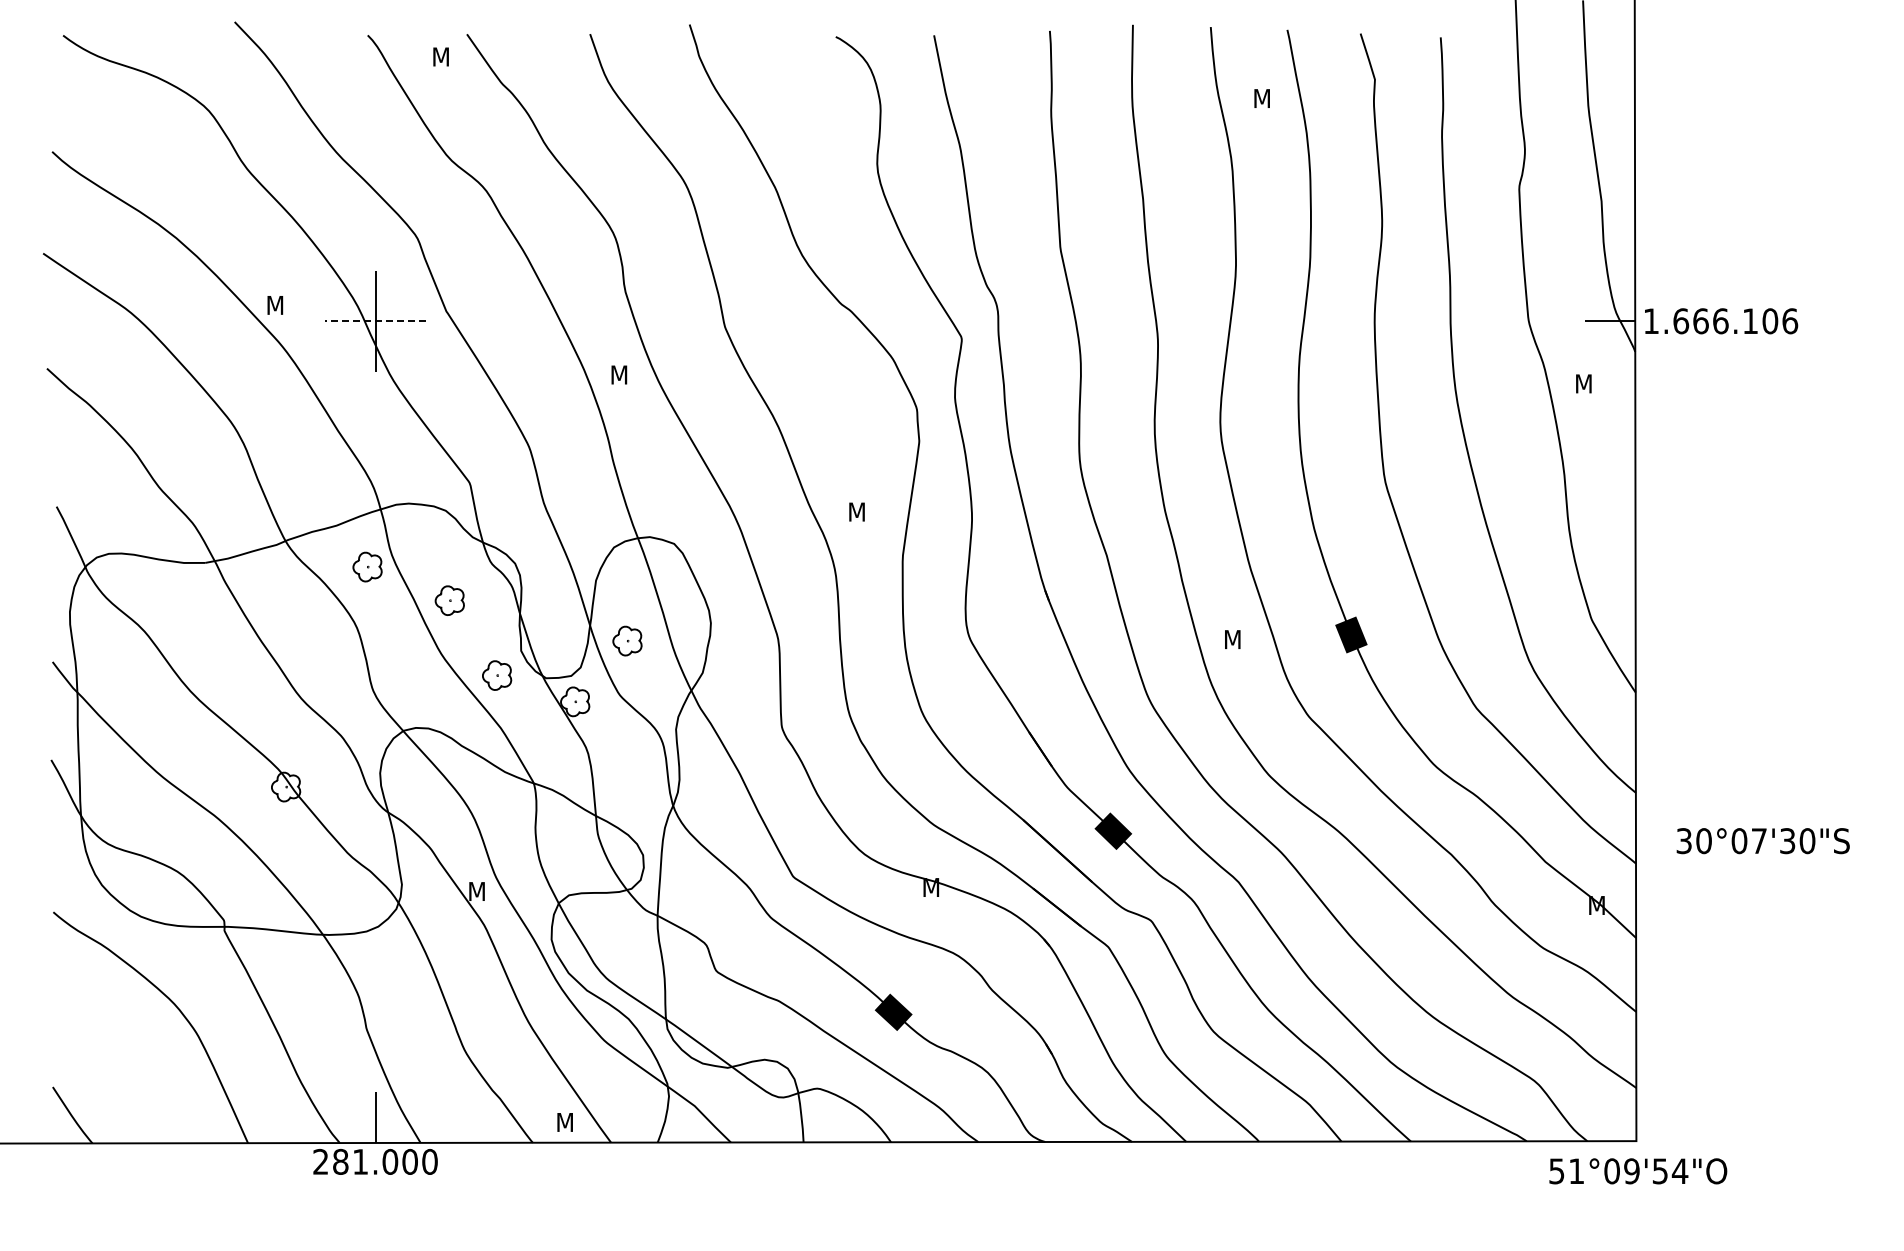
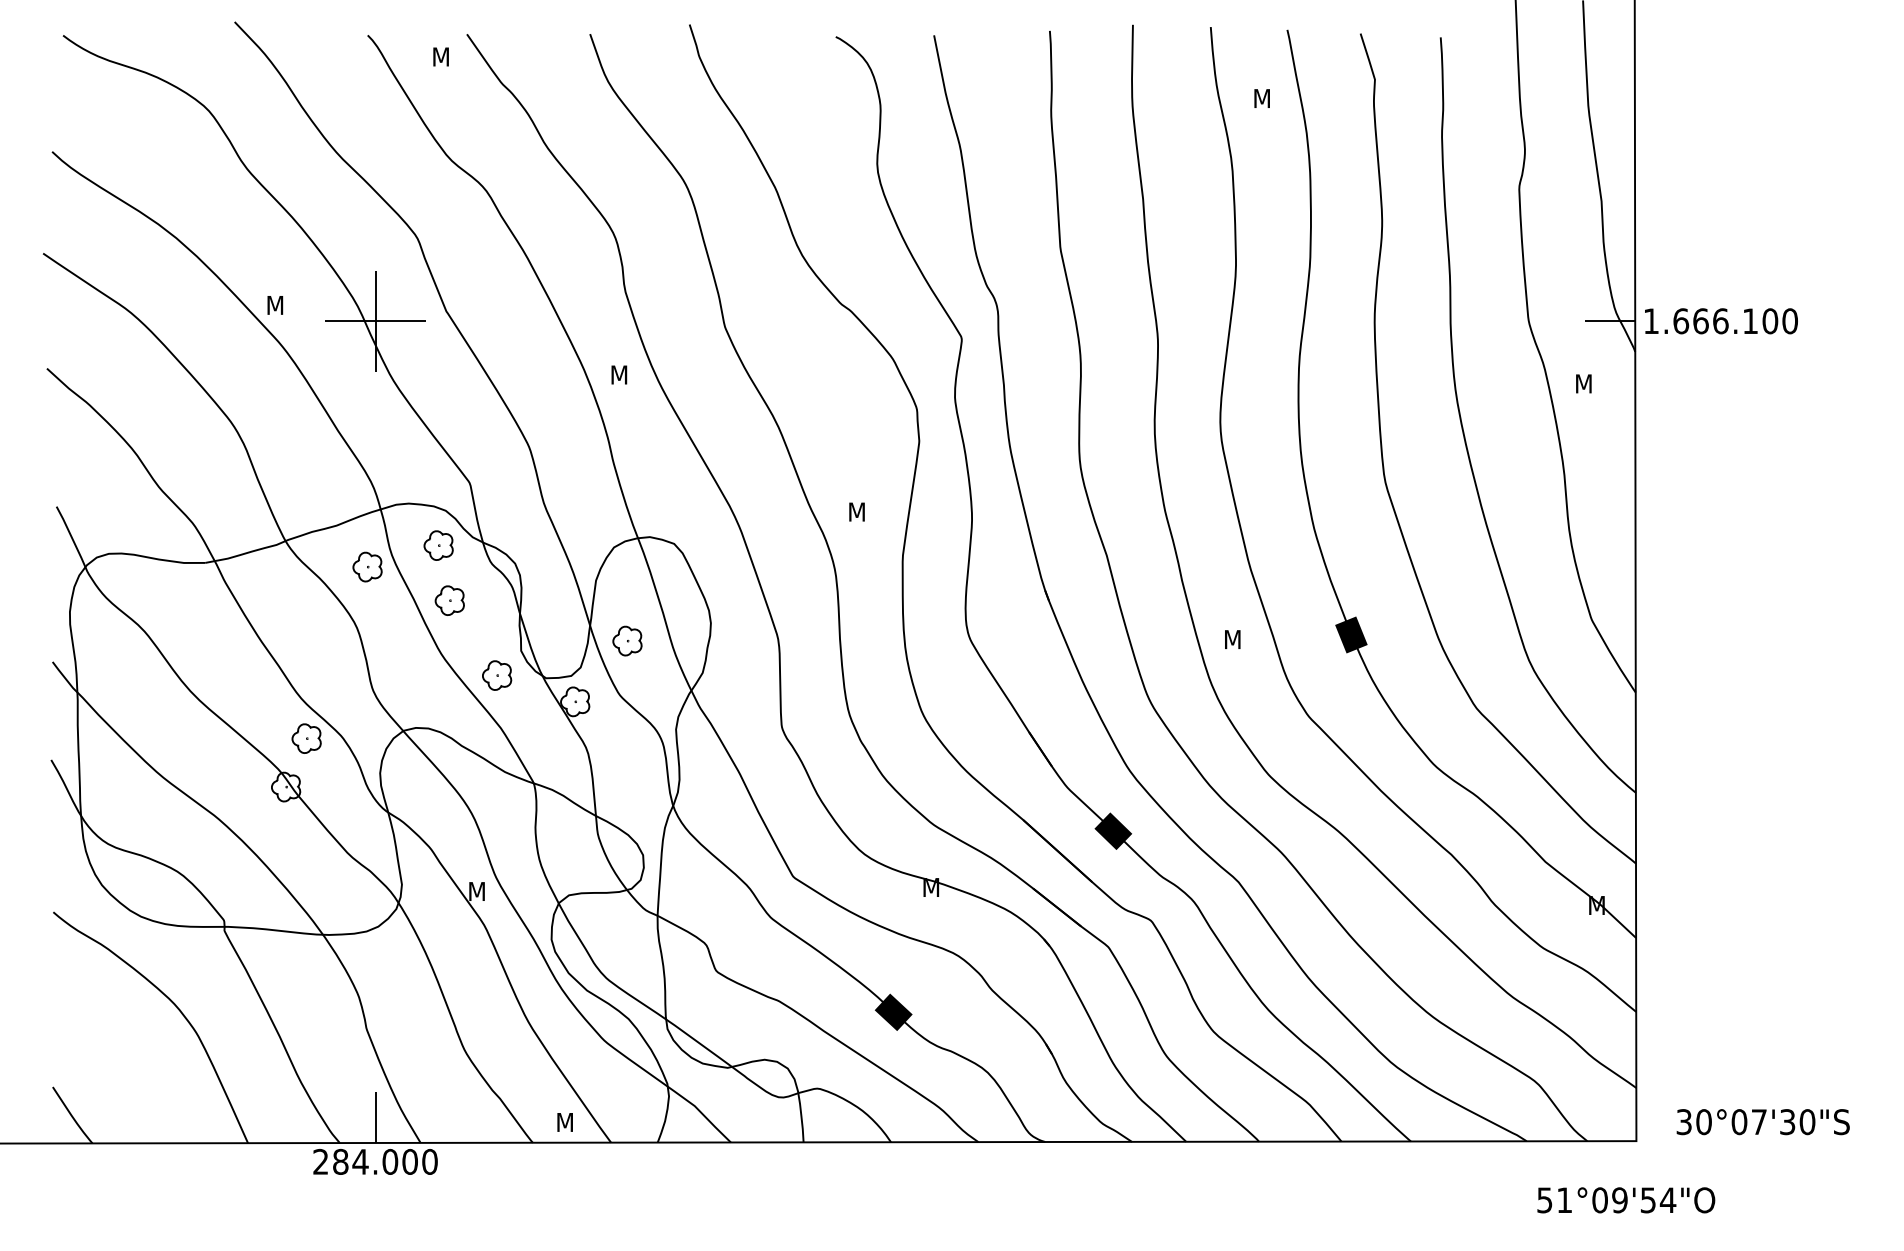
line: dashed -> solid (375, 321)
text: 1.666.106 -> 1.666.100 (1790, 321)
part: none -> present (438, 545)
part: none -> present (306, 738)
text position: (1762, 841) -> (1762, 1122) (1762, 1122)
text: 281.000 -> 284.000 (360, 1161)
text position: (1638, 1171) -> (1626, 1200) (1626, 1200)
